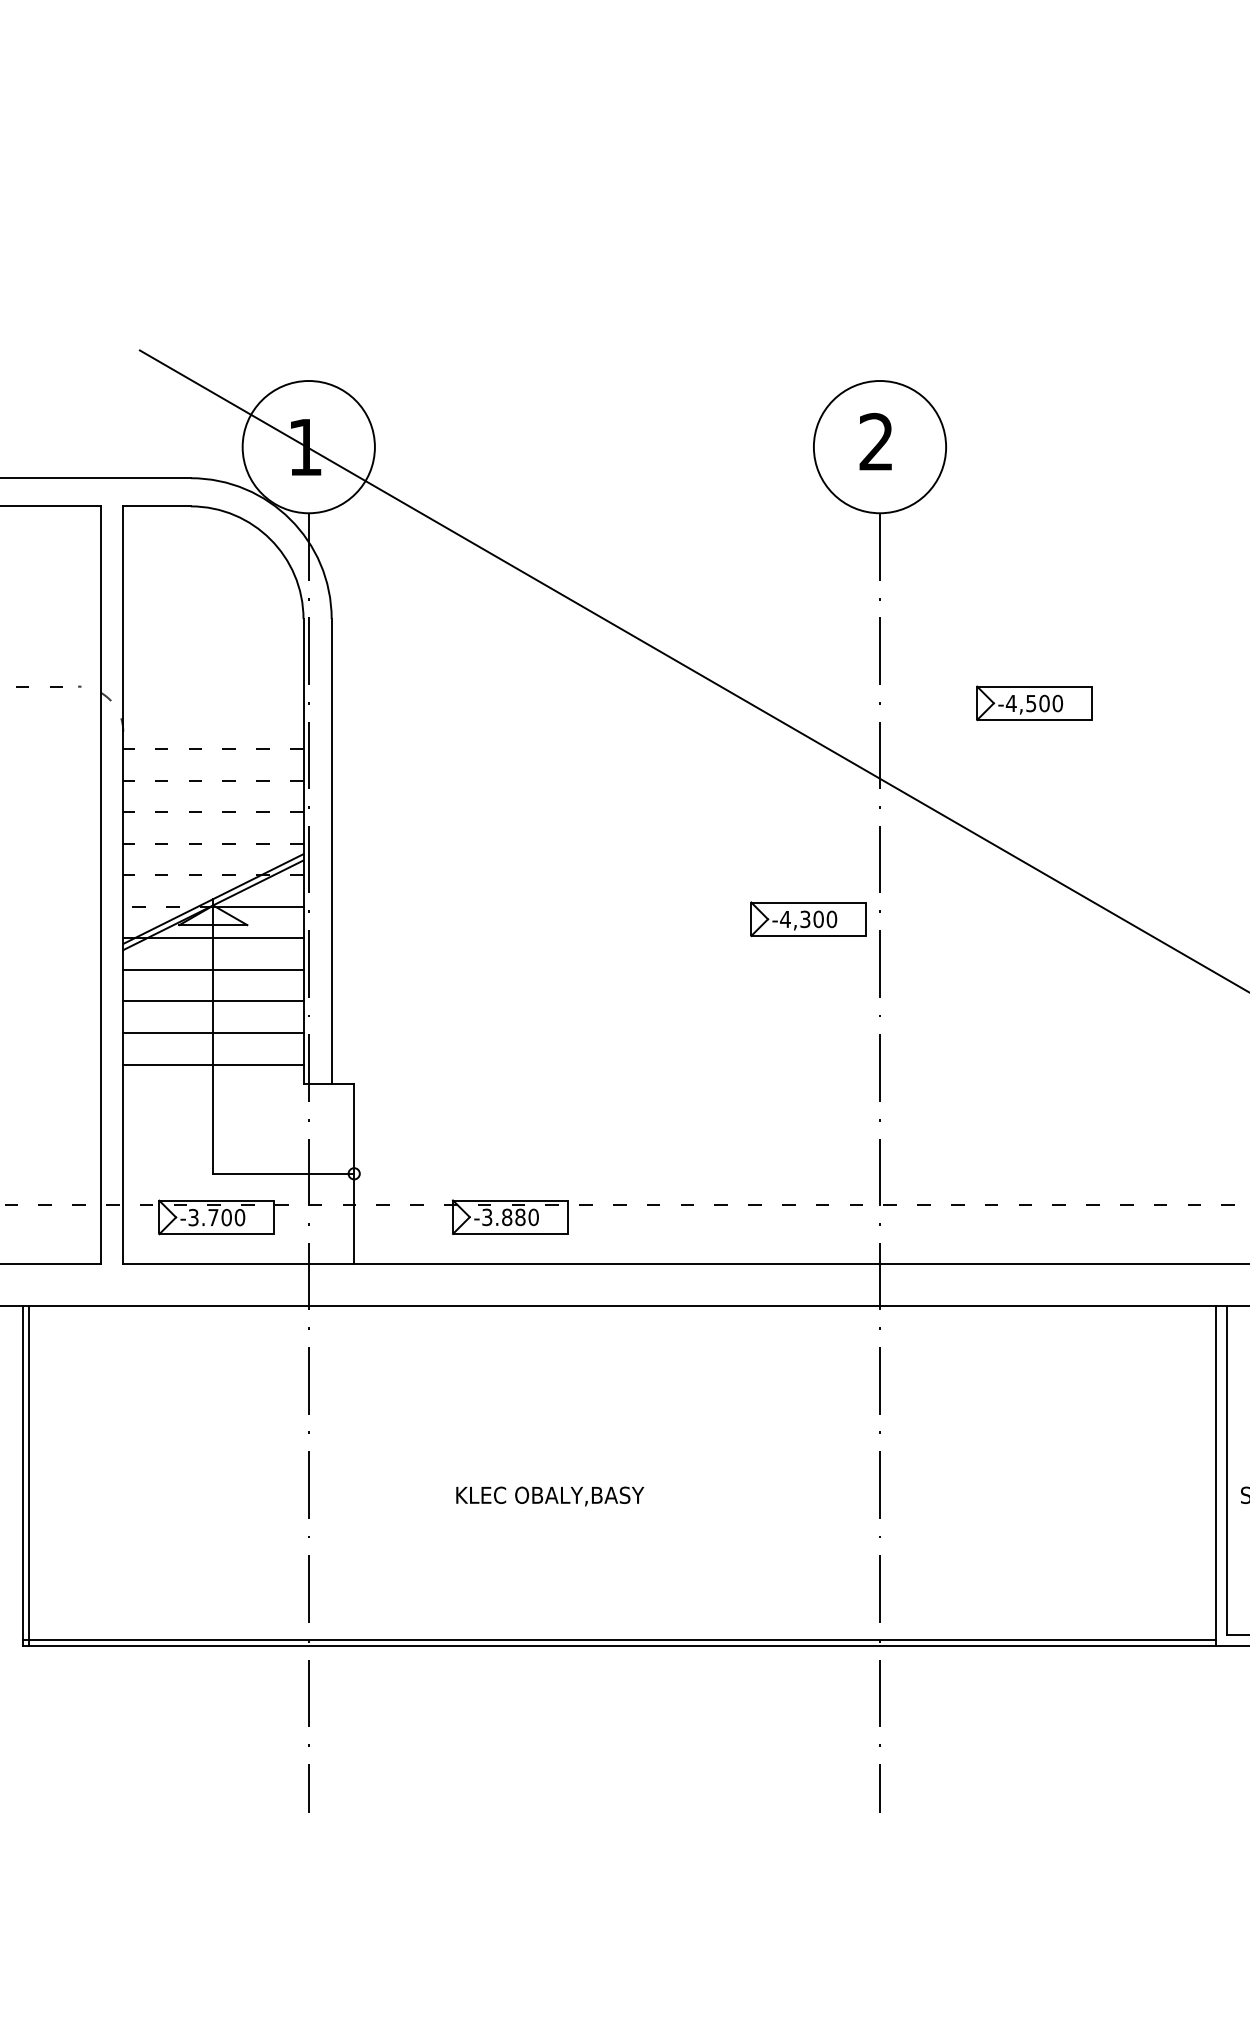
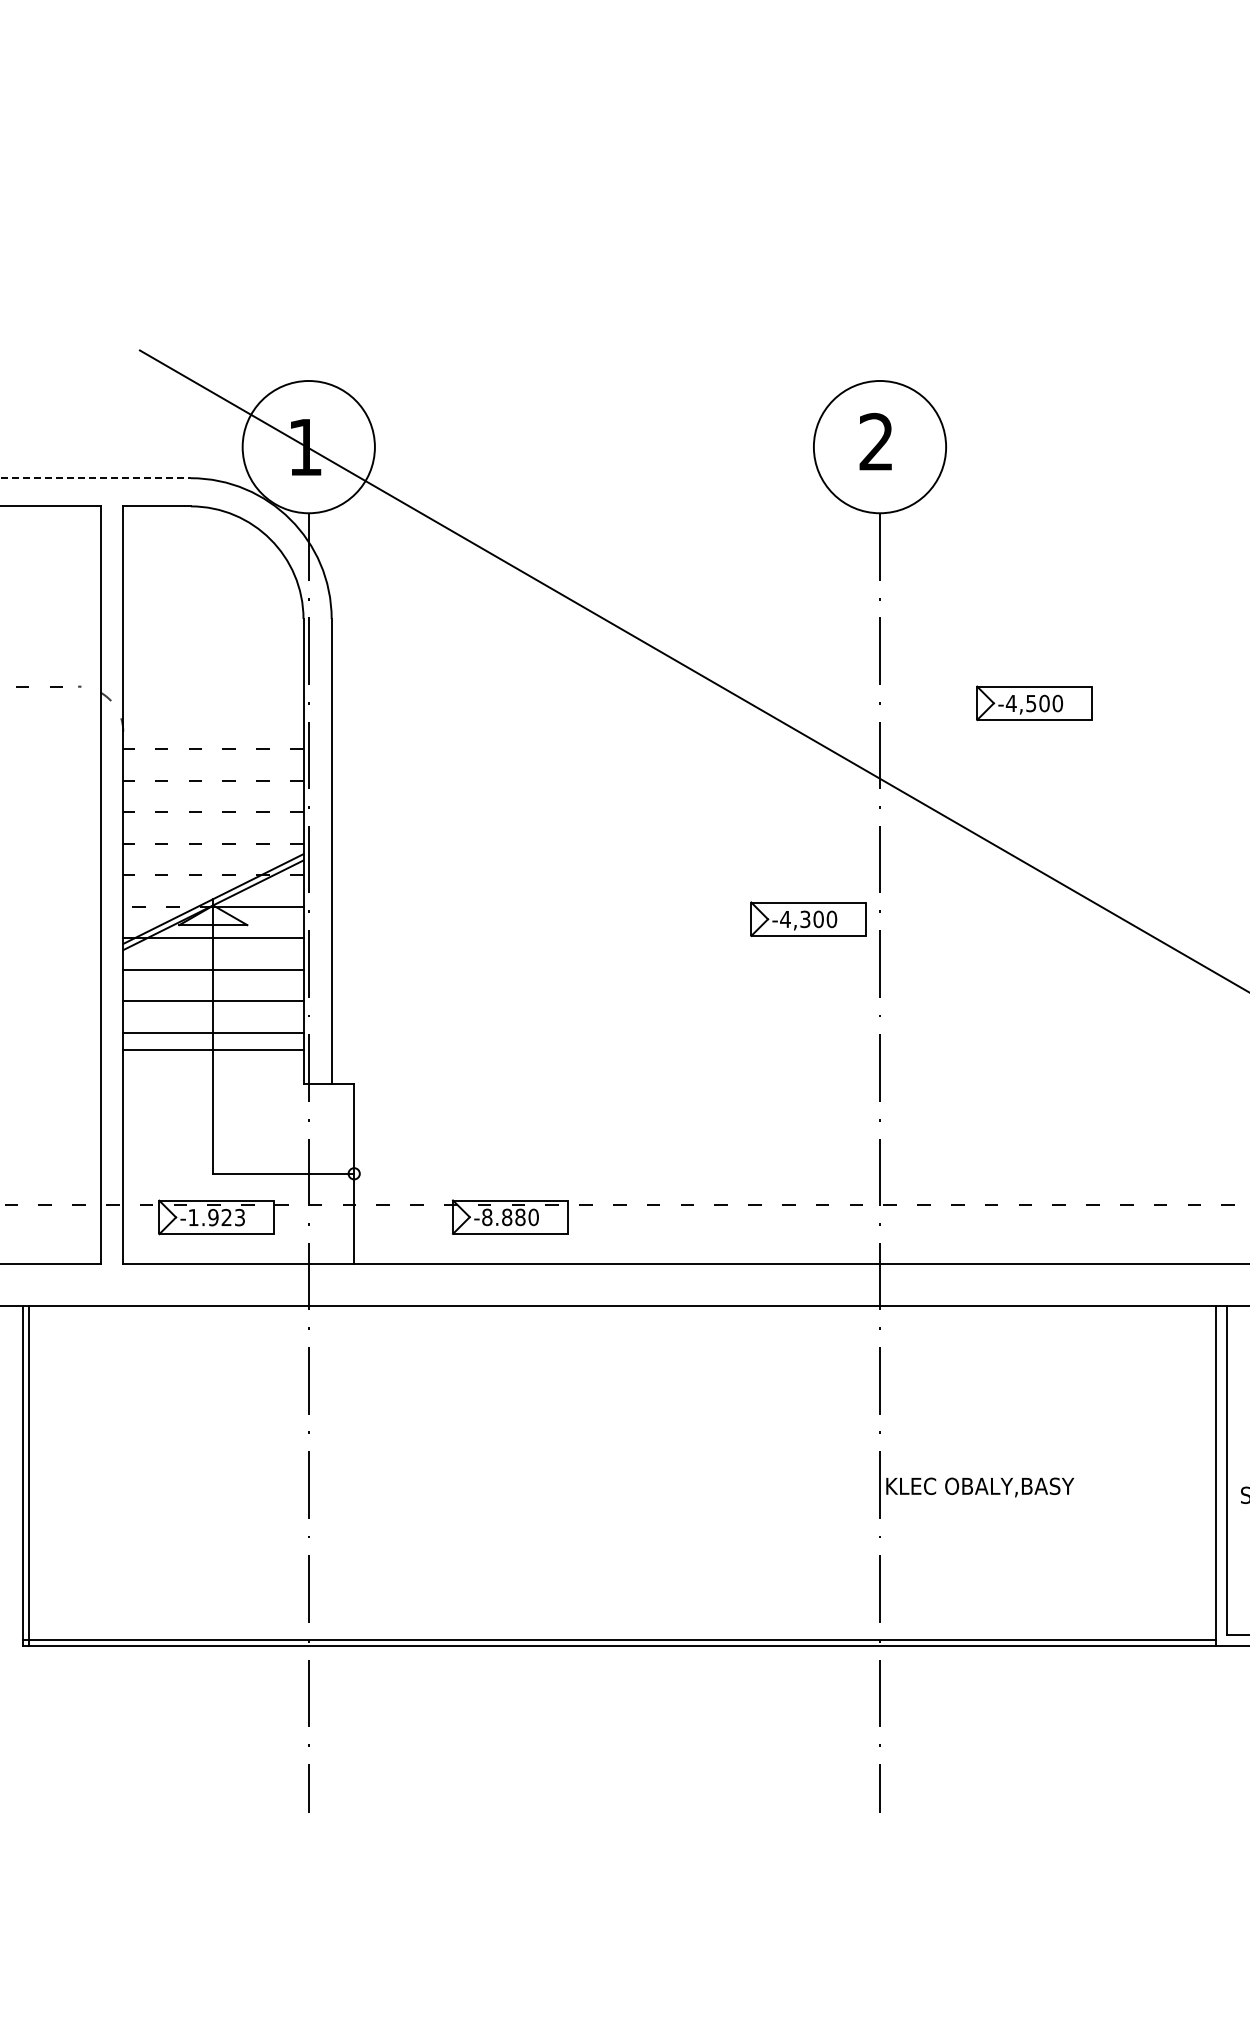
line: solid -> dashed (96, 478)
line position: (213, 1064) -> (213, 1049) (213, 1049)
text: -3.700 -> -1.923 (216, 1217)
text: -3.880 -> -8.880 (487, 1217)
text position: (550, 1496) -> (980, 1487) (980, 1487)
